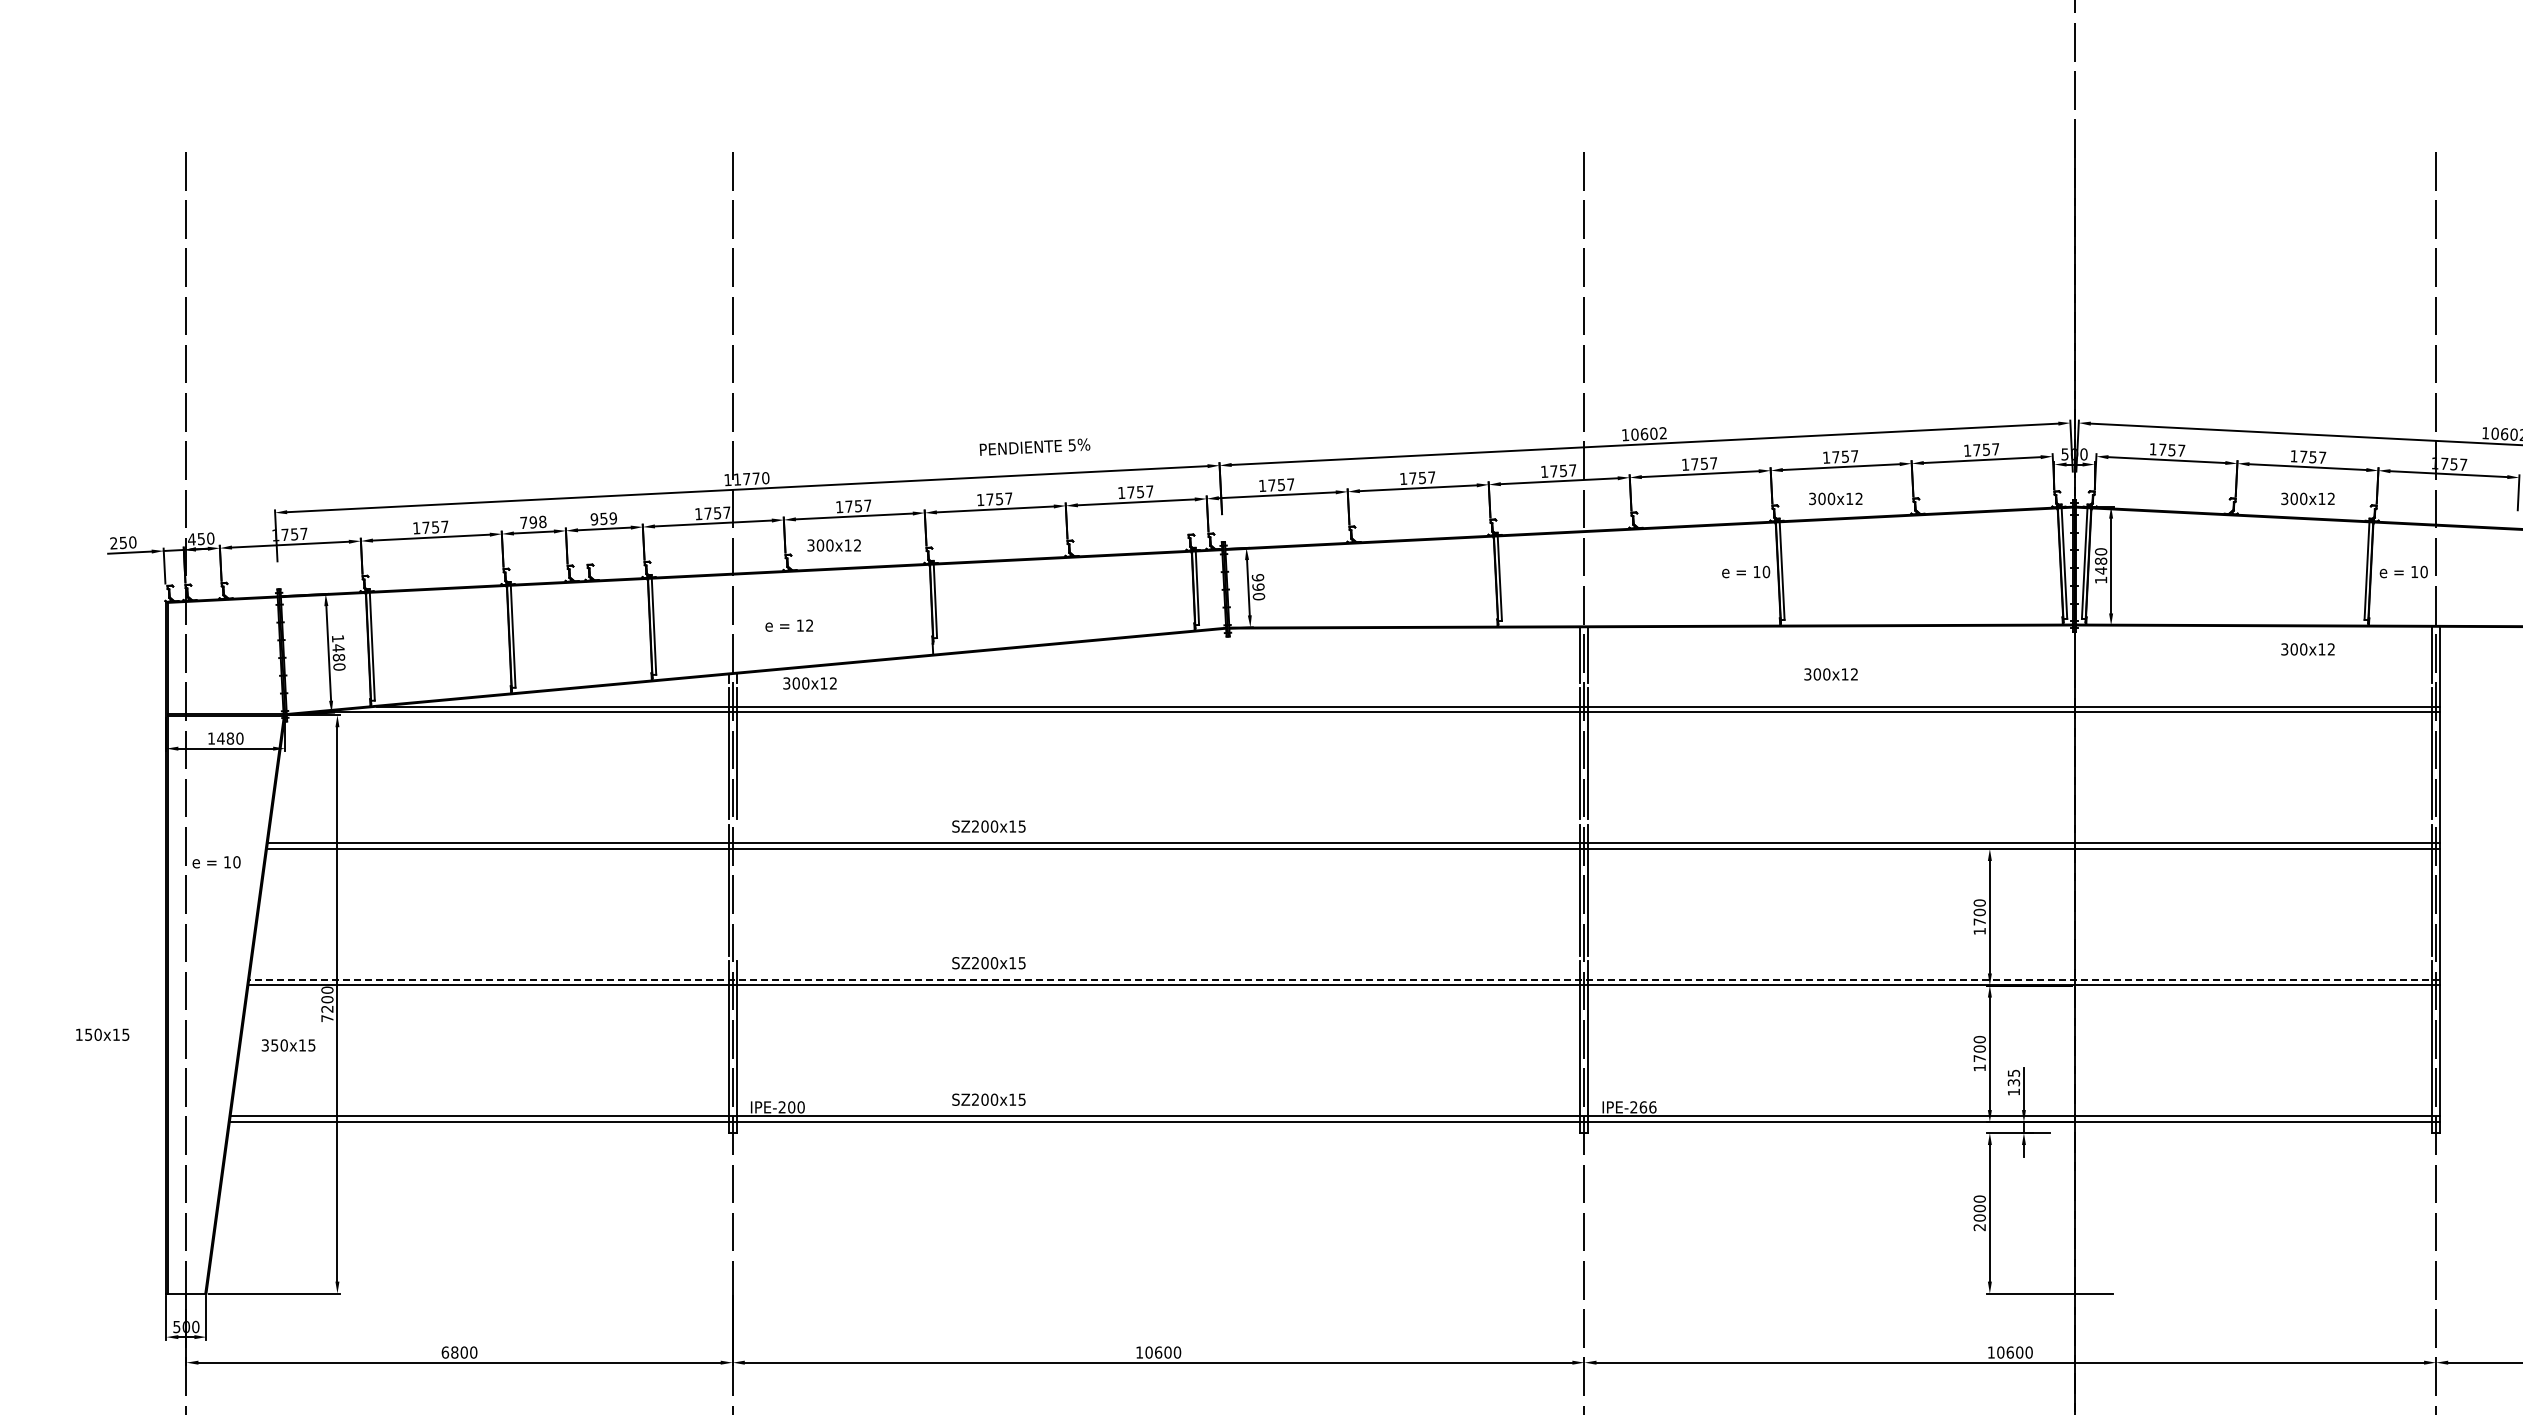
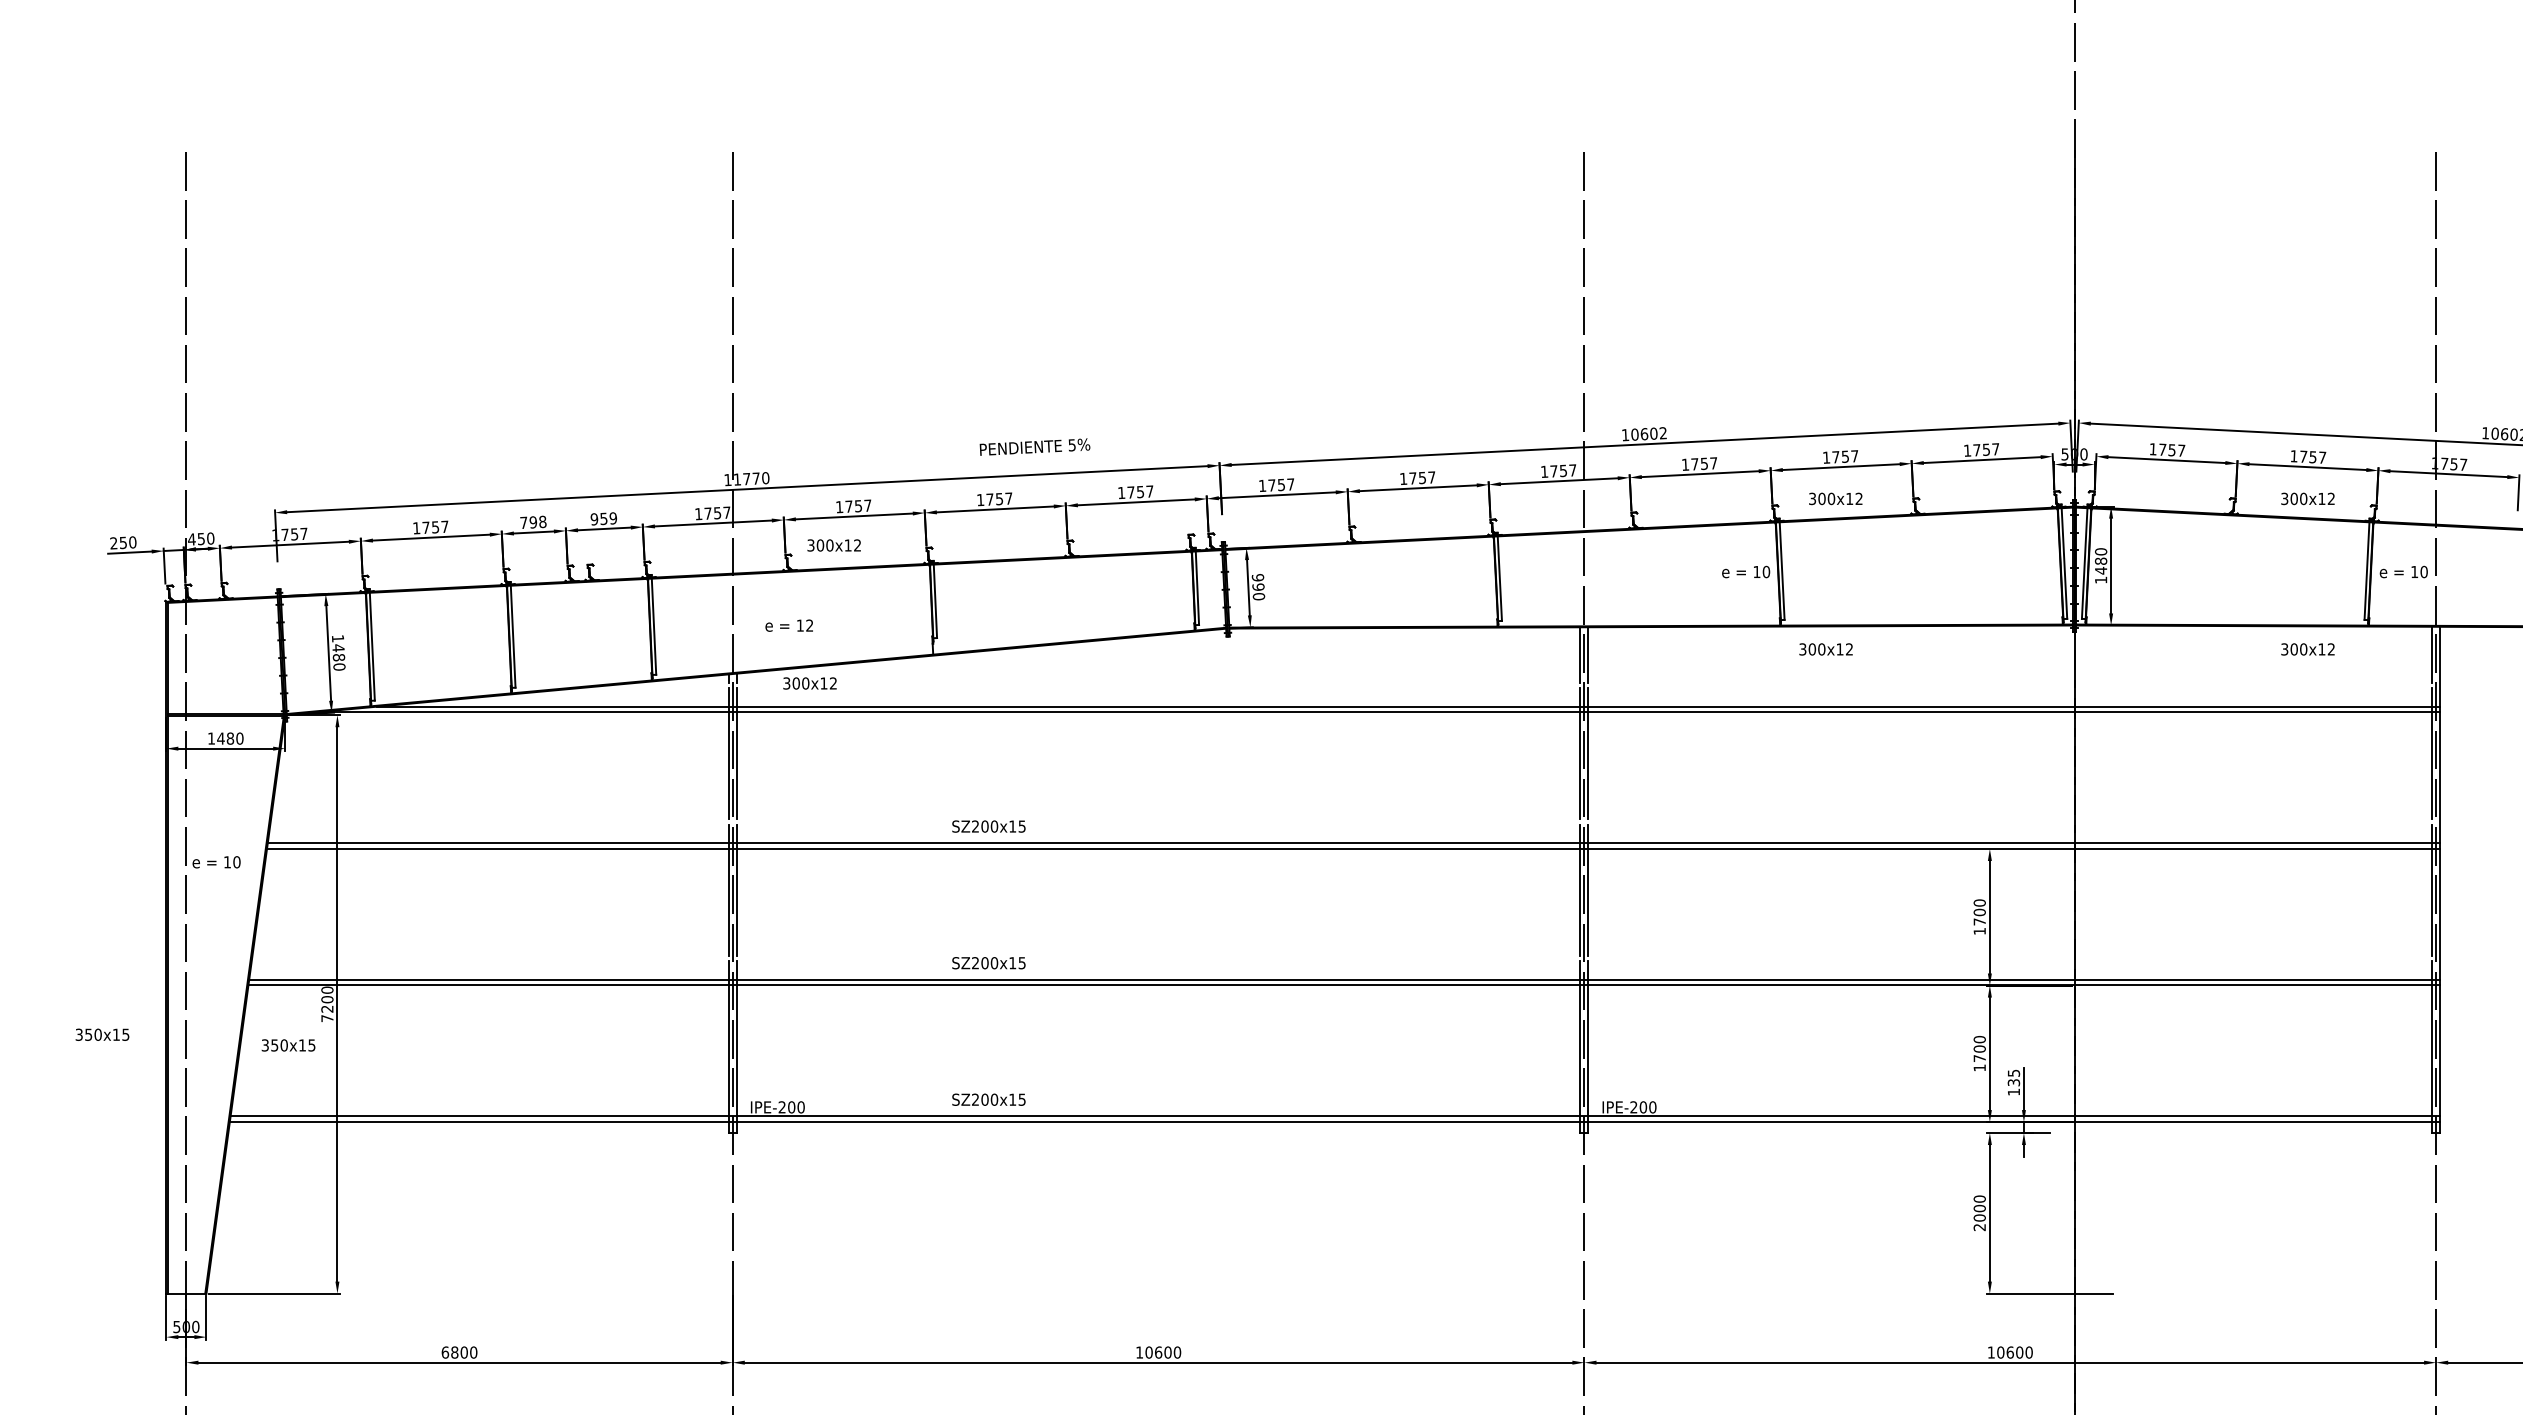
text position: (1830, 674) -> (1825, 649) (1825, 649)
line: none -> present (736, 889)
line: dashed -> solid (1344, 979)
text: 150x15 -> 350x15 (78, 1034)
text: IPE-266 -> IPE-200 (1647, 1107)
